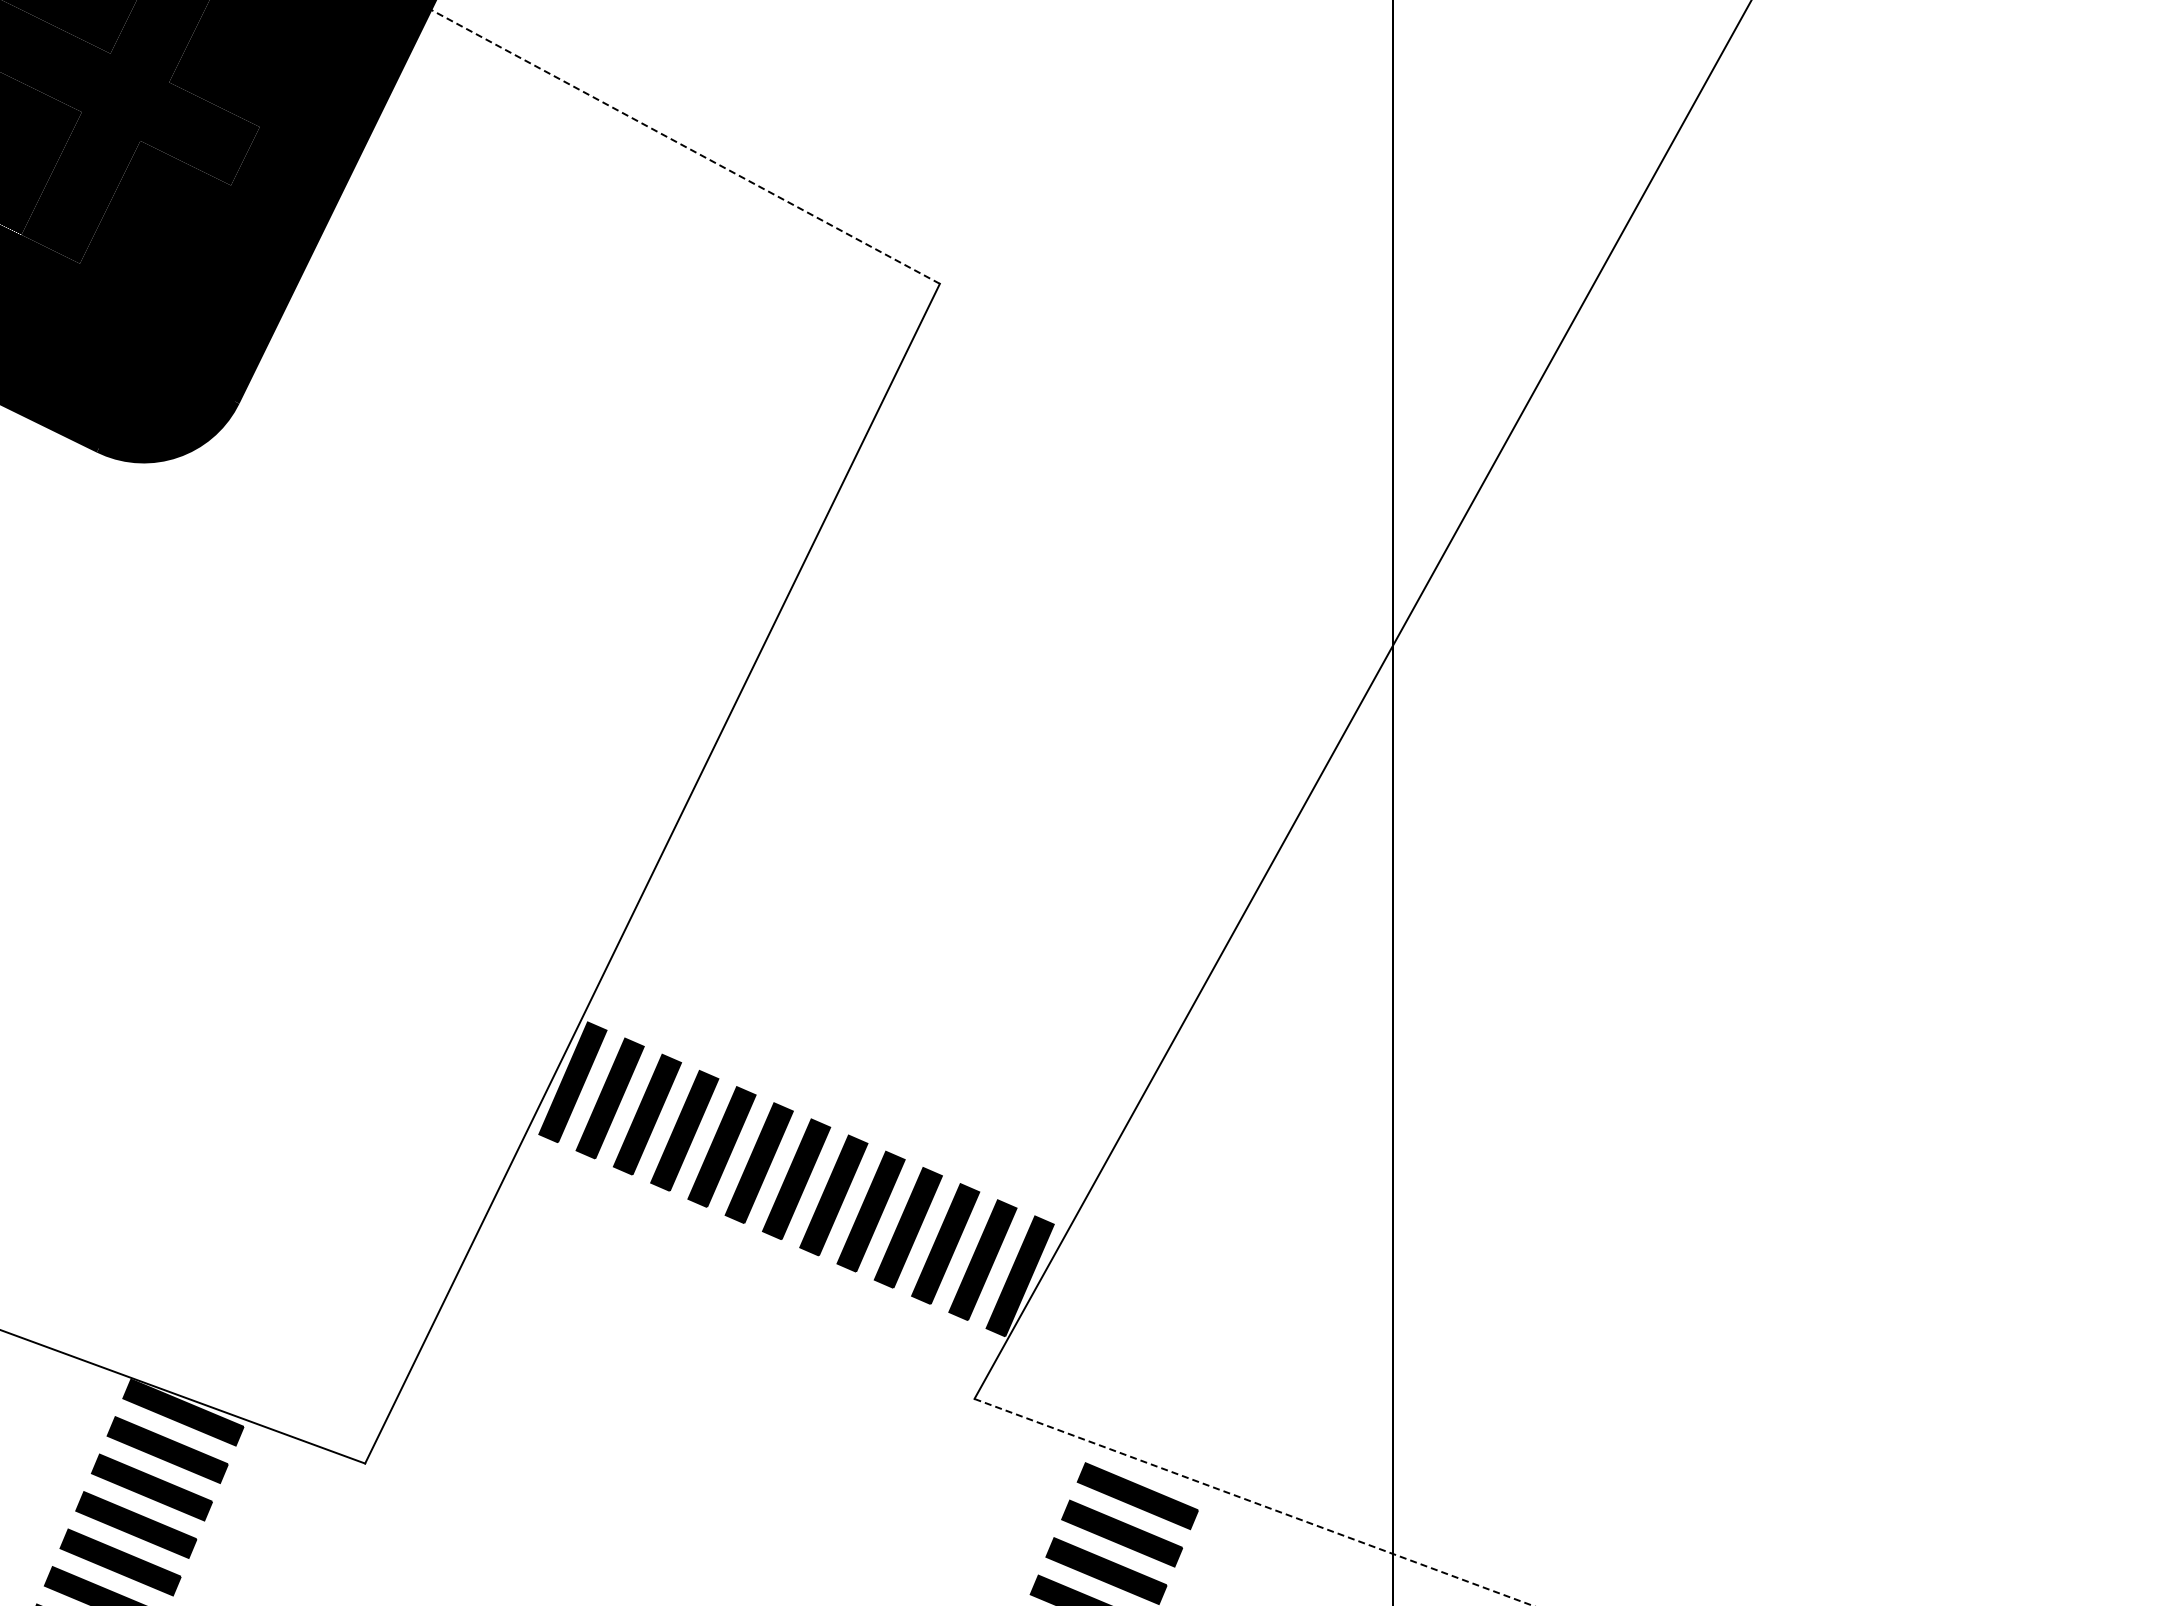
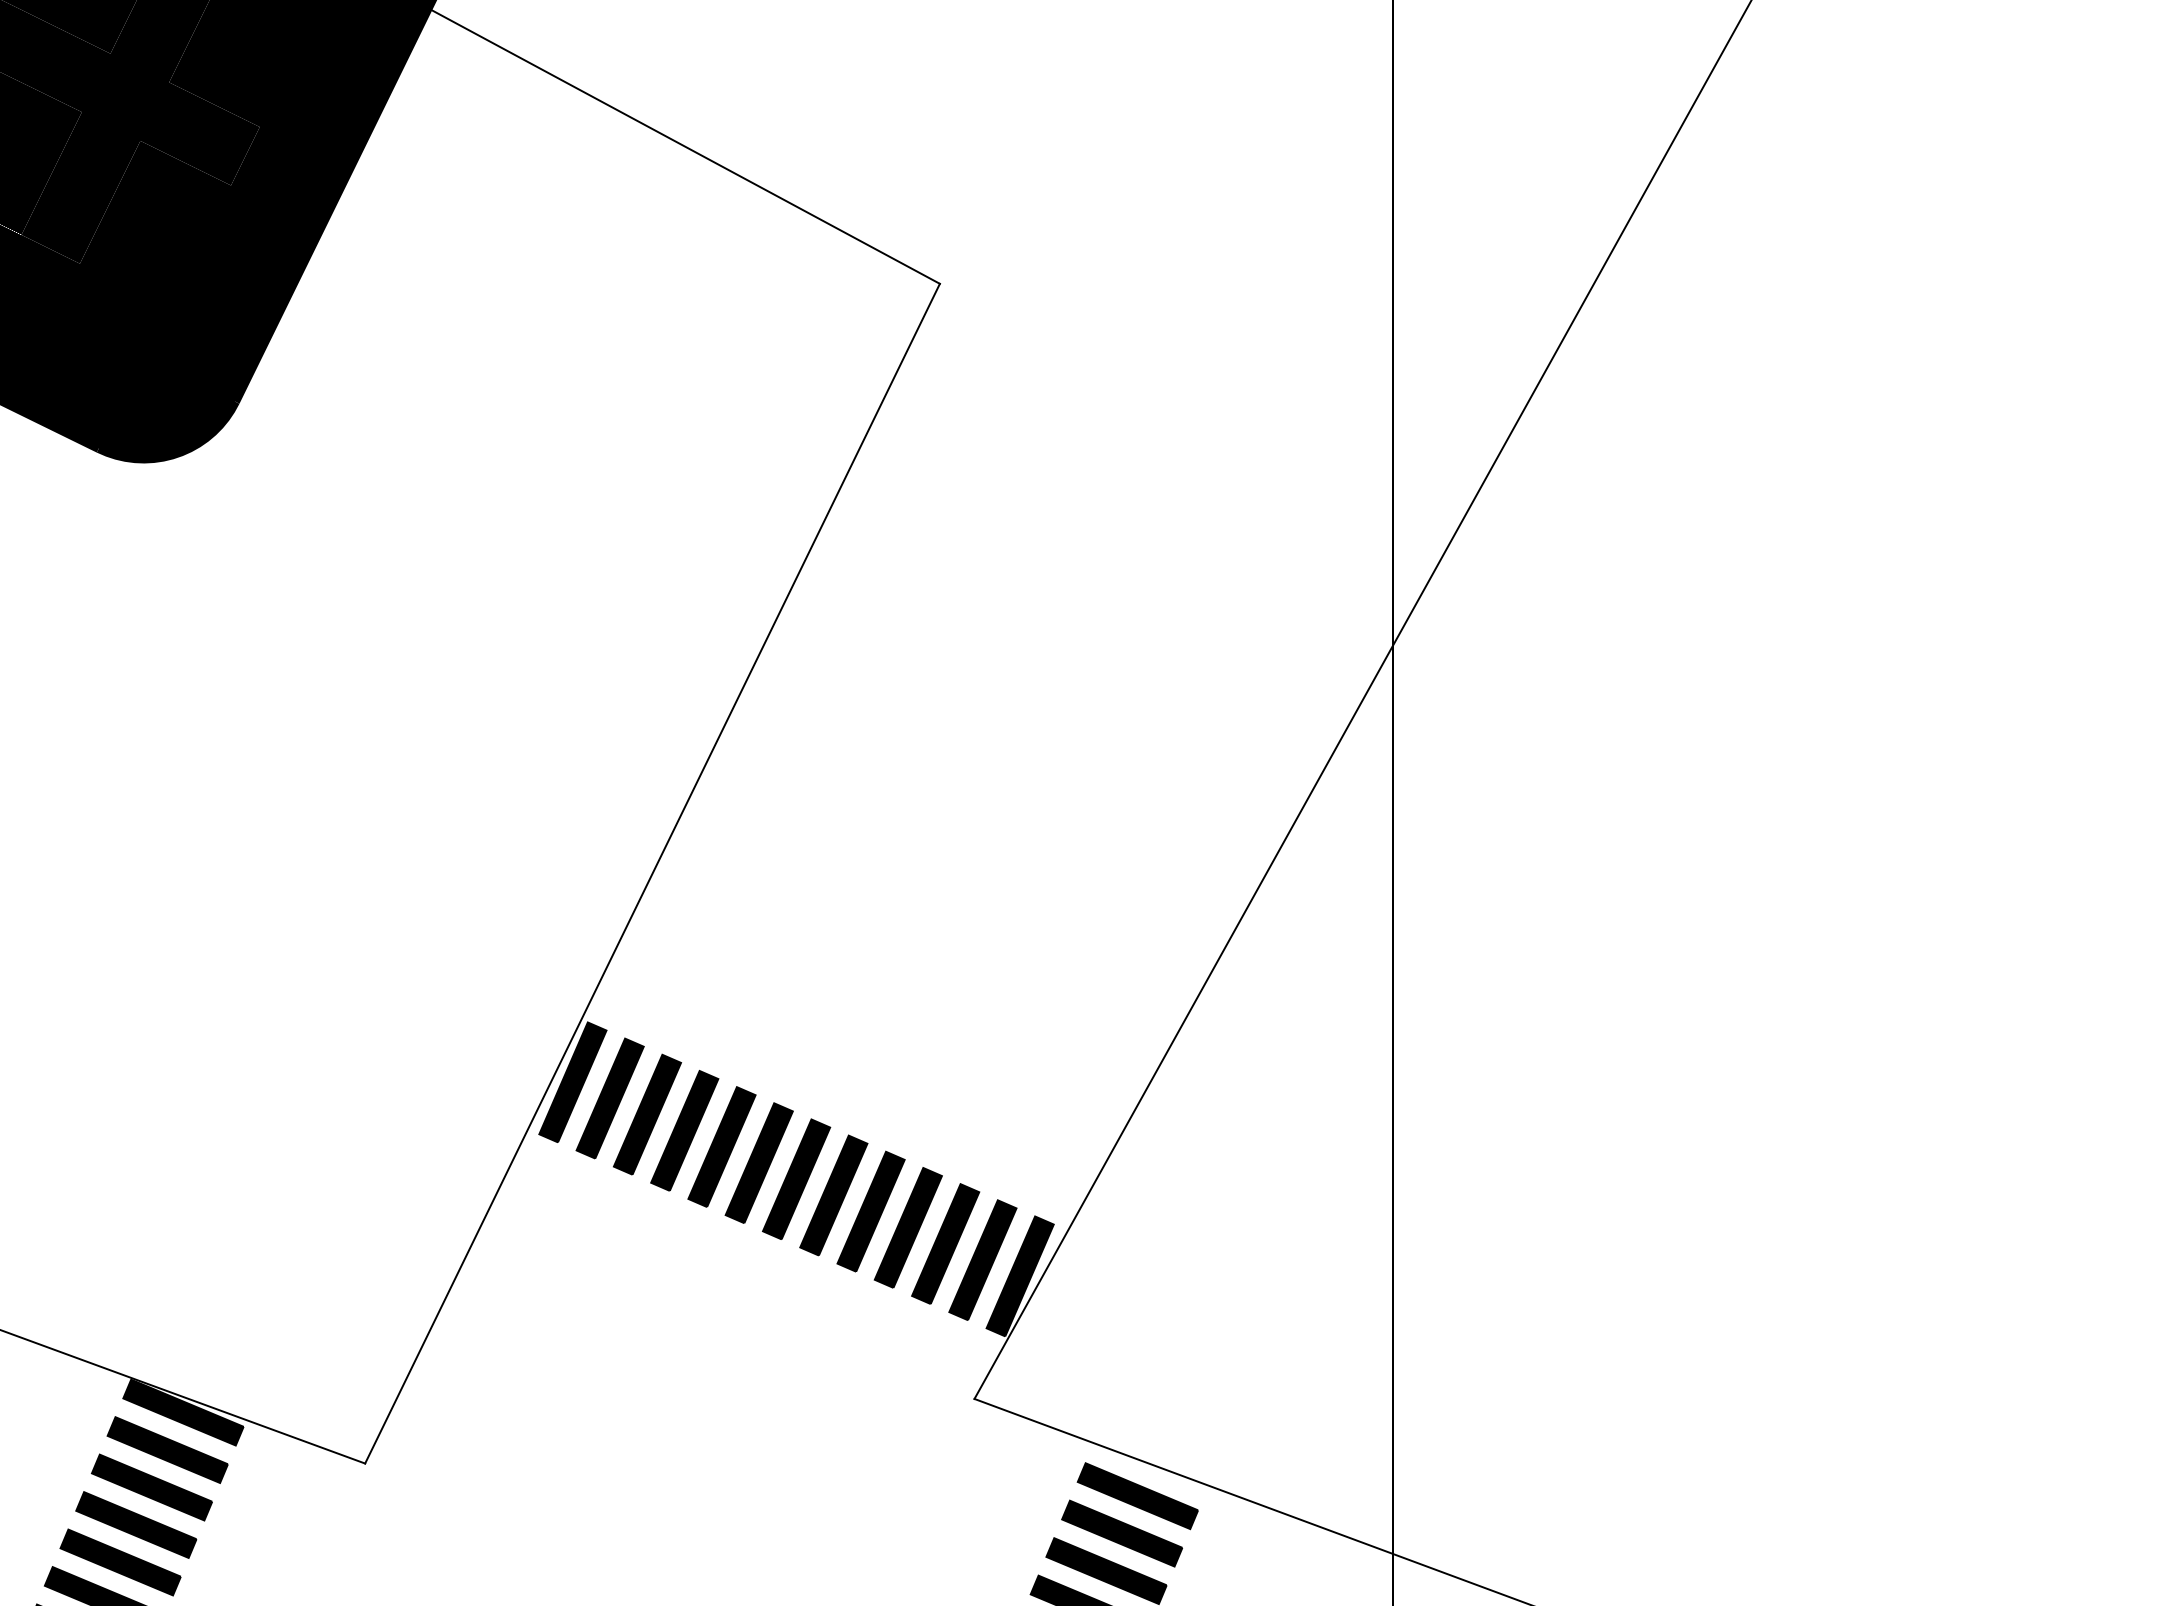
line: dashed -> solid (676, 142)
line: dashed -> solid (1253, 1502)
